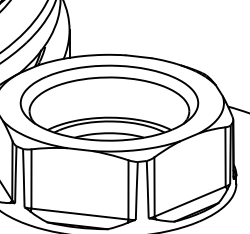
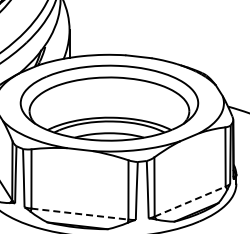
line: solid -> dashed (190, 201)
line: solid -> dashed (79, 214)
